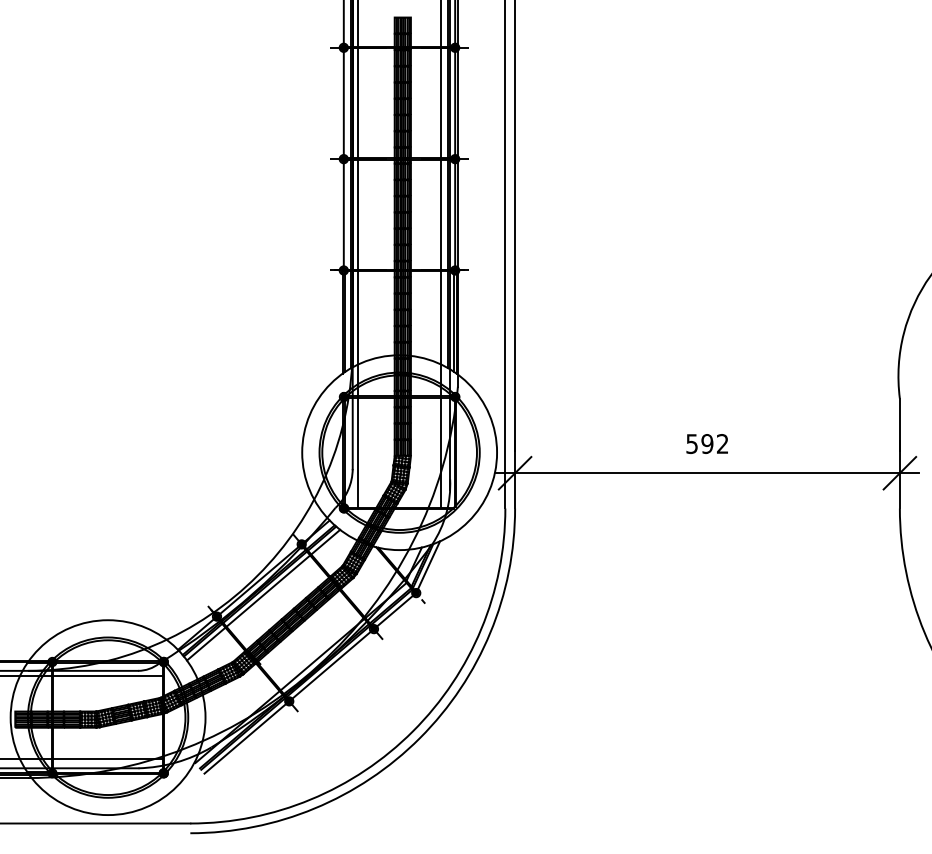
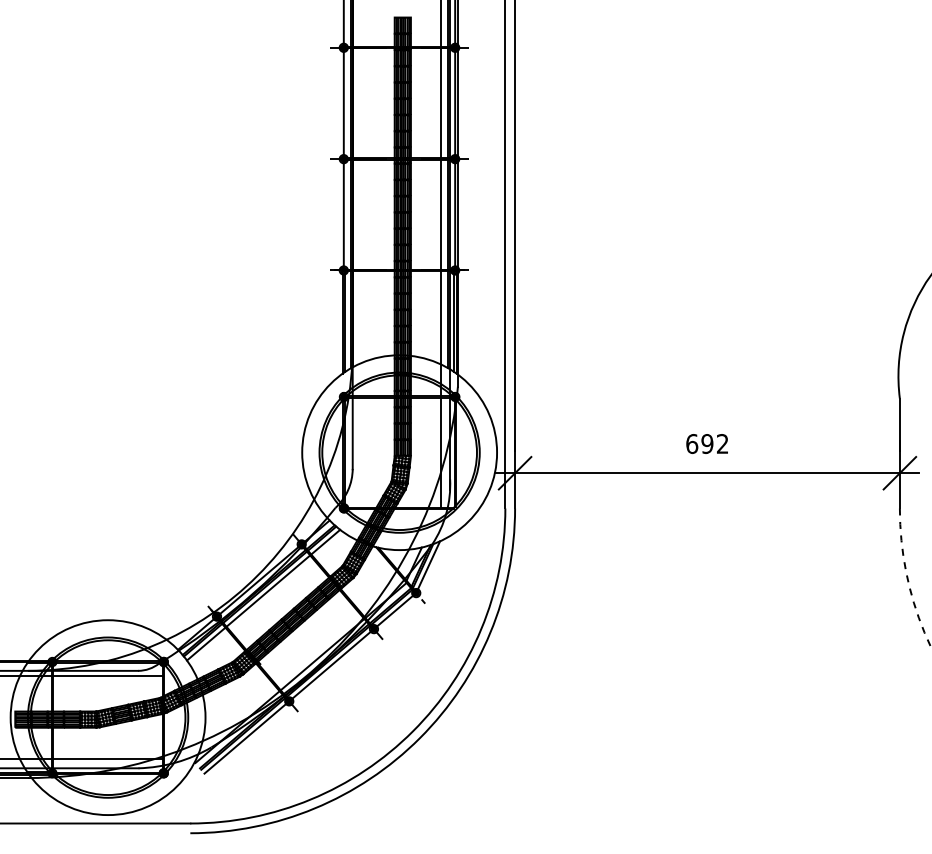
line: present -> none (357, 254)
text: 592 -> 692 (692, 443)
arc: solid -> dashed (908, 580)
